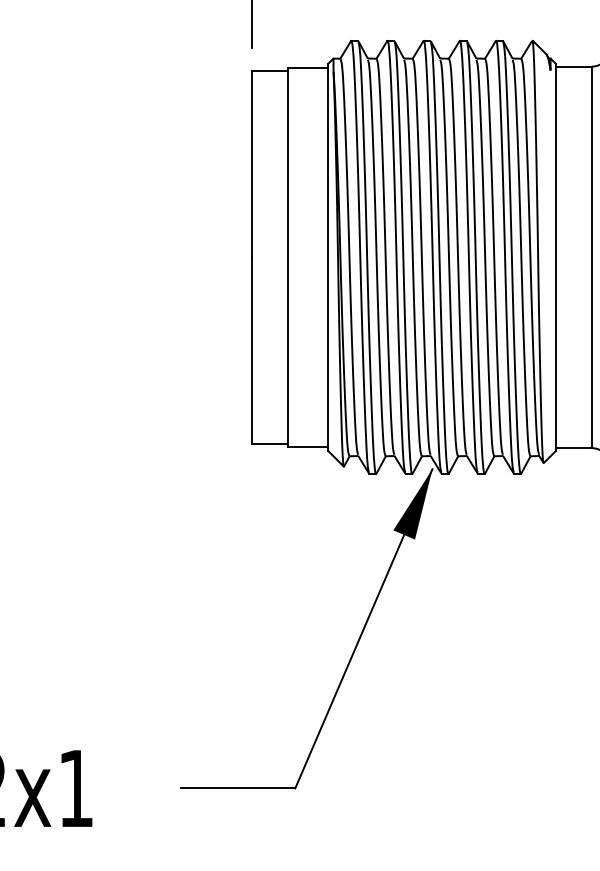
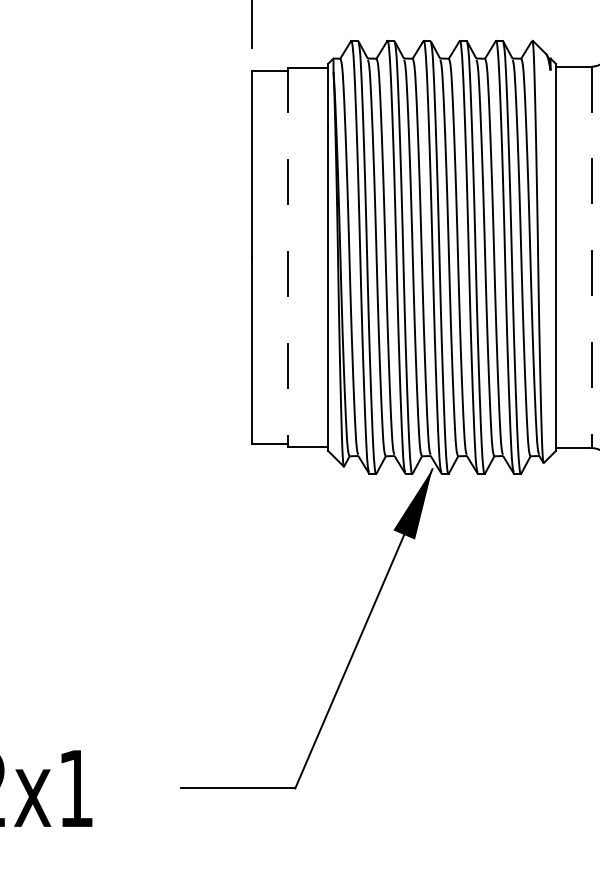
line: solid -> dashed (288, 257)
line: solid -> dashed (591, 257)
